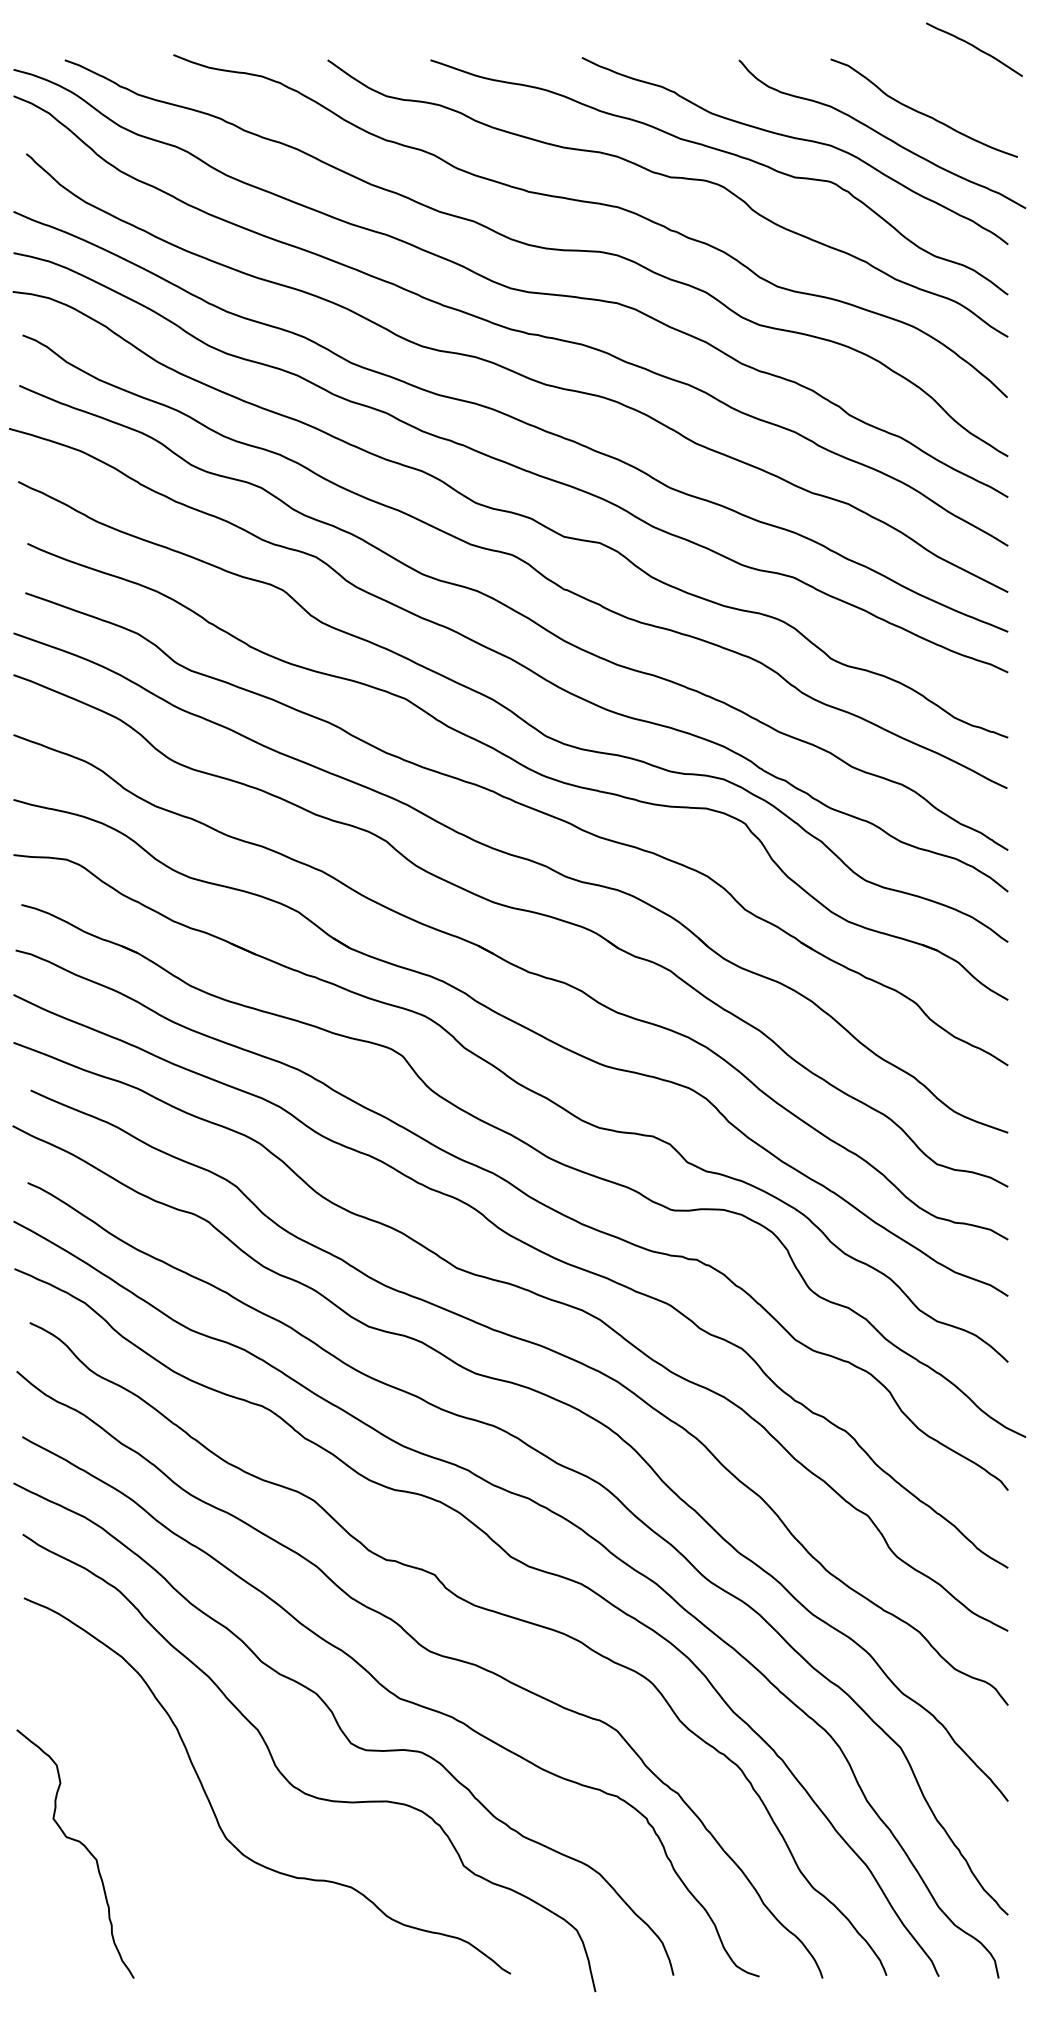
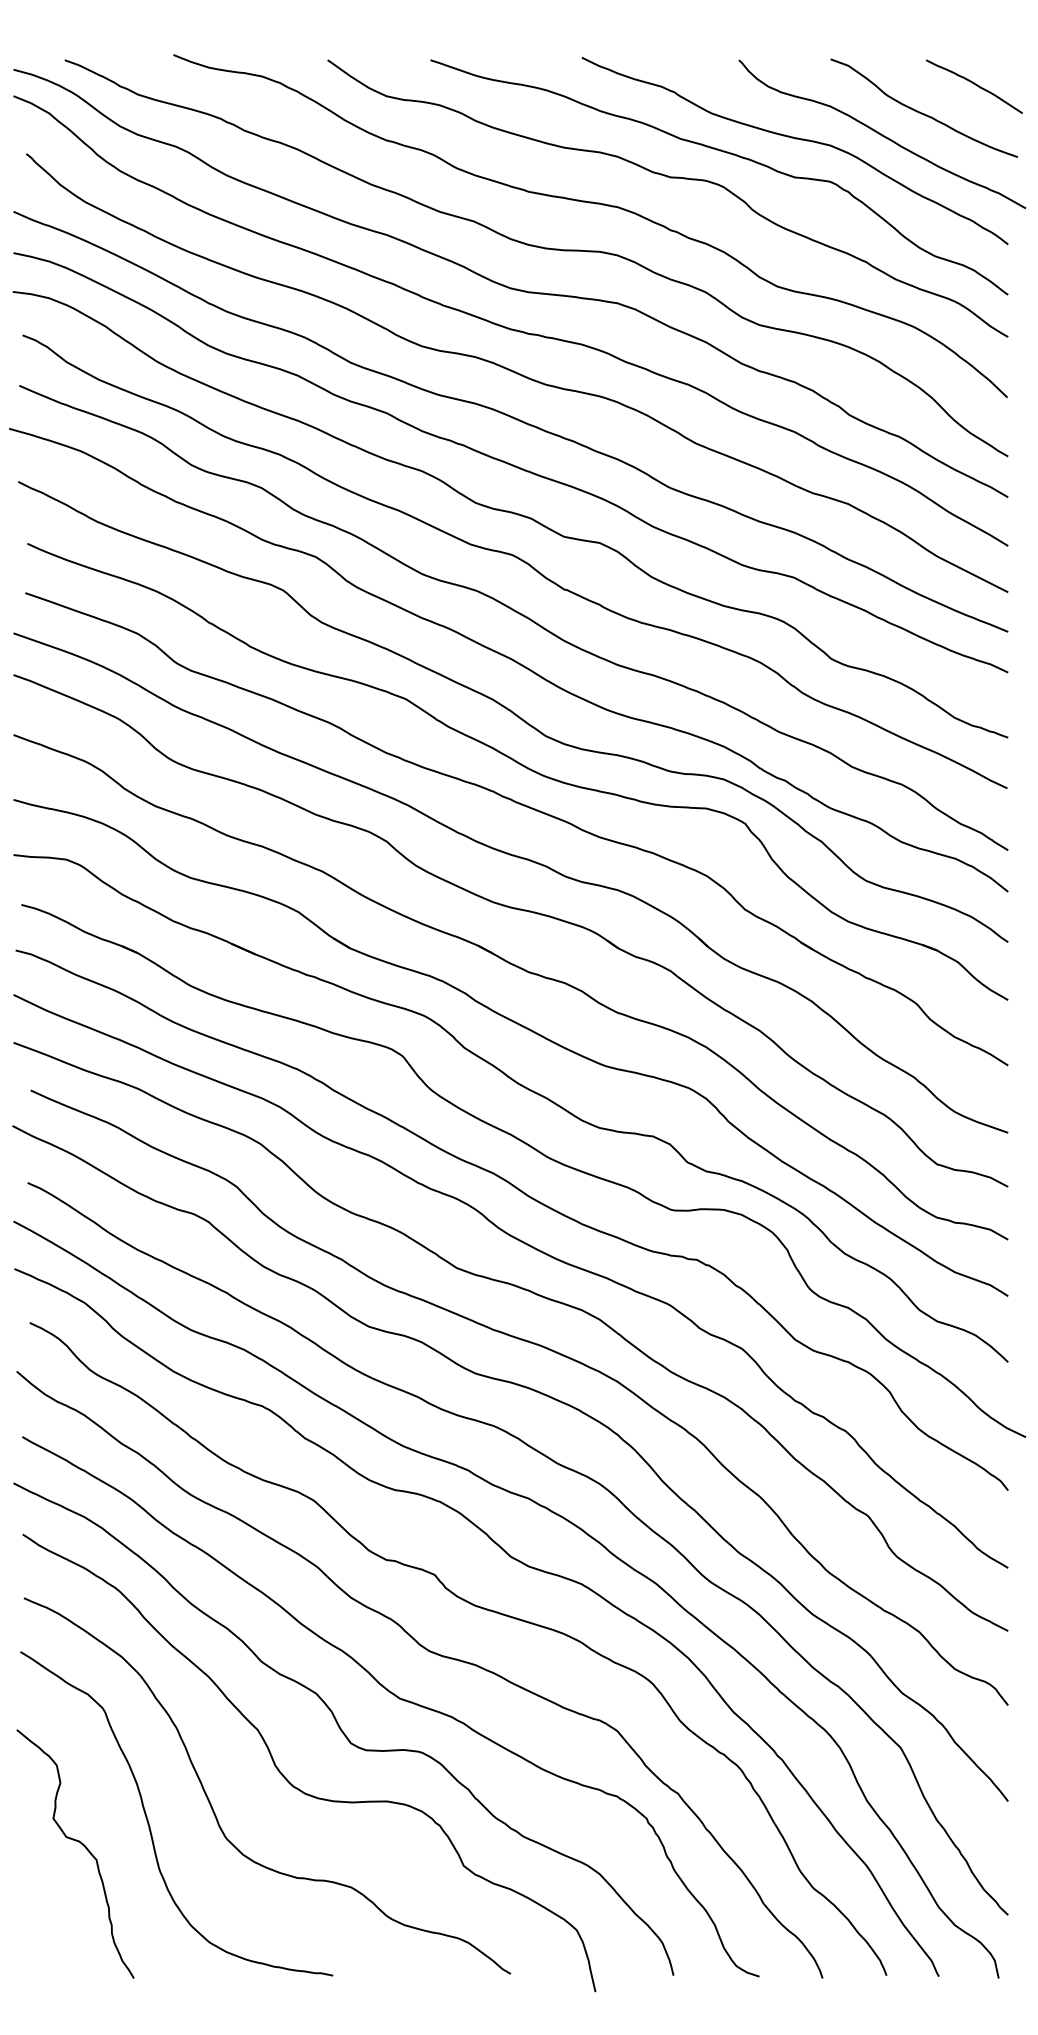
curve position: (975, 48) -> (975, 85) (975, 85)
curve: none -> present (149, 1822)
